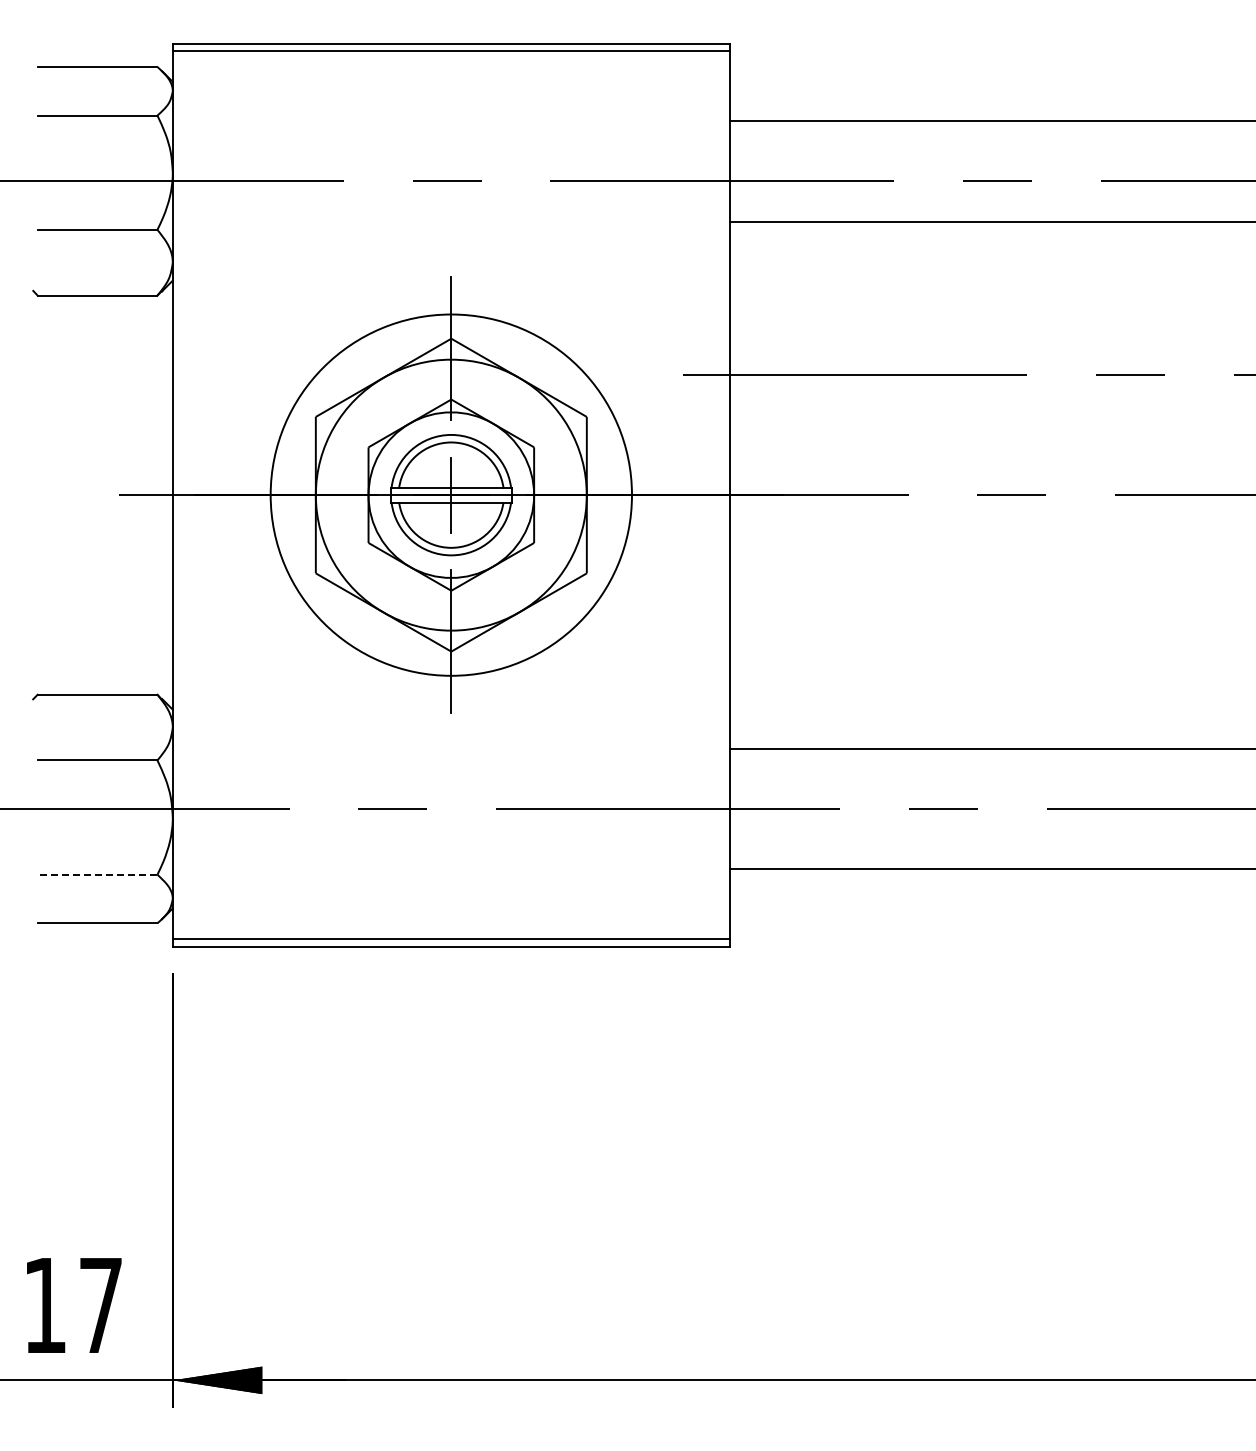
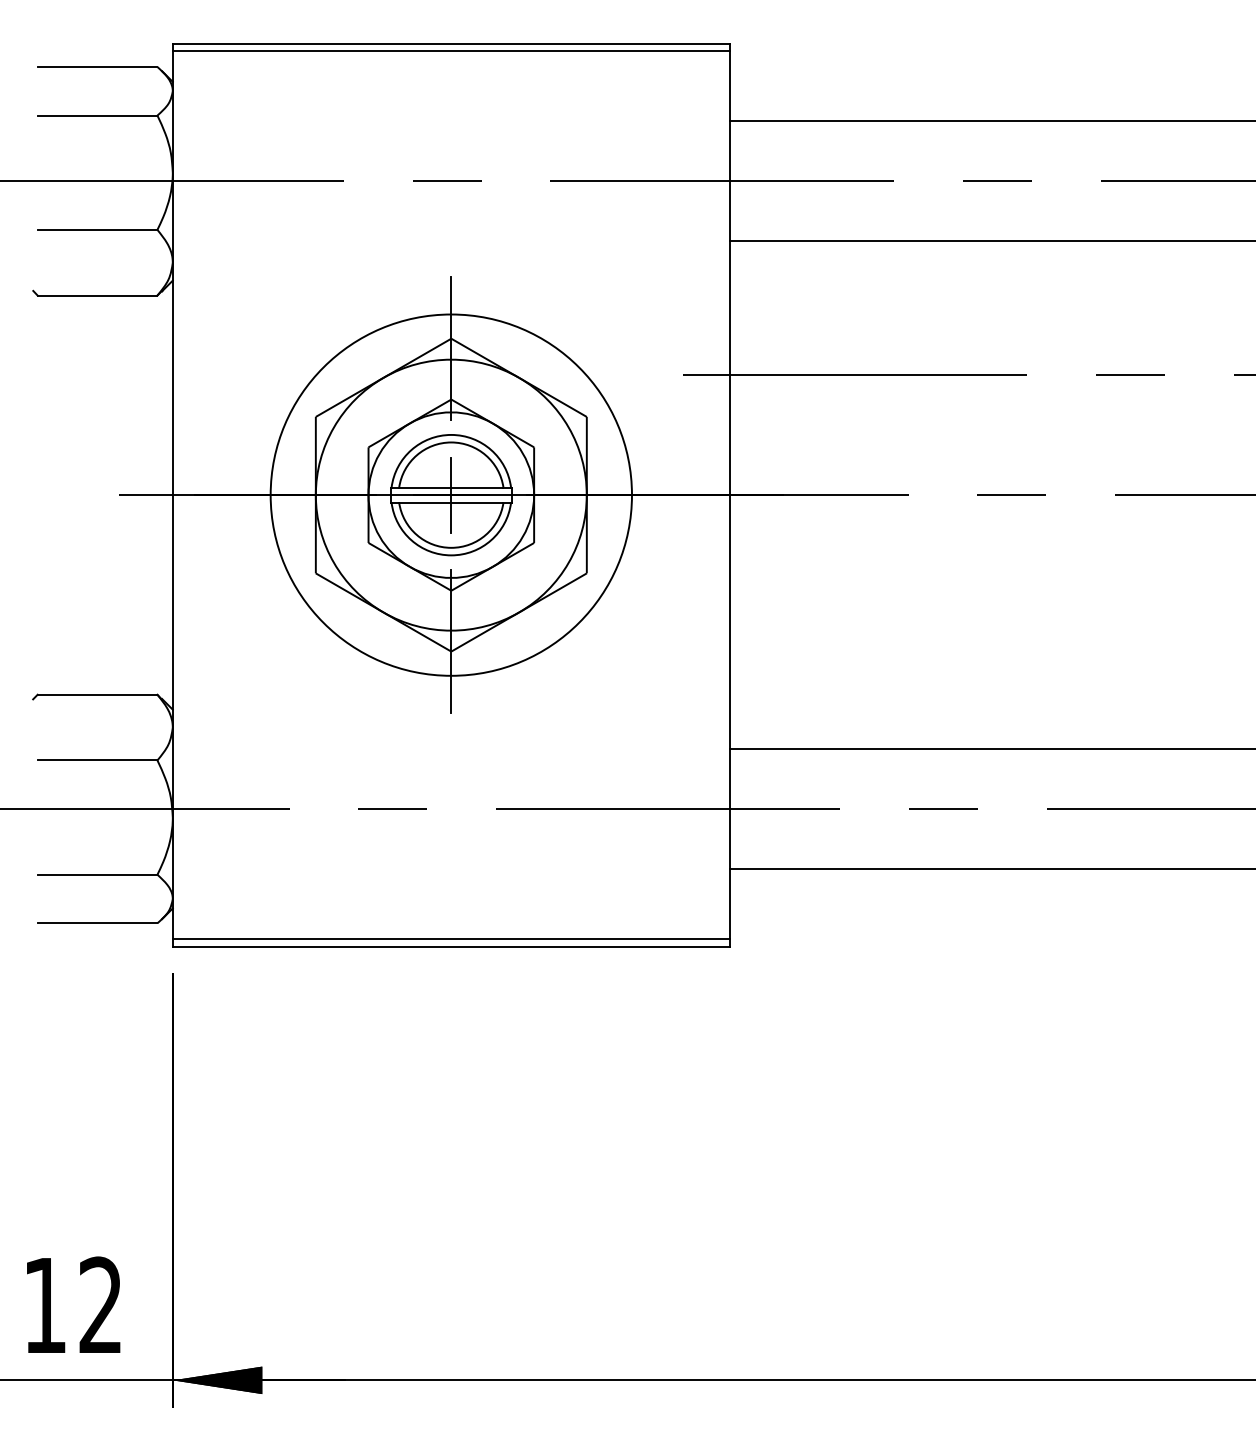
line position: (990, 222) -> (990, 241) (990, 241)
line: dashed -> solid (97, 874)
text: 17 -> 12 (100, 1304)
